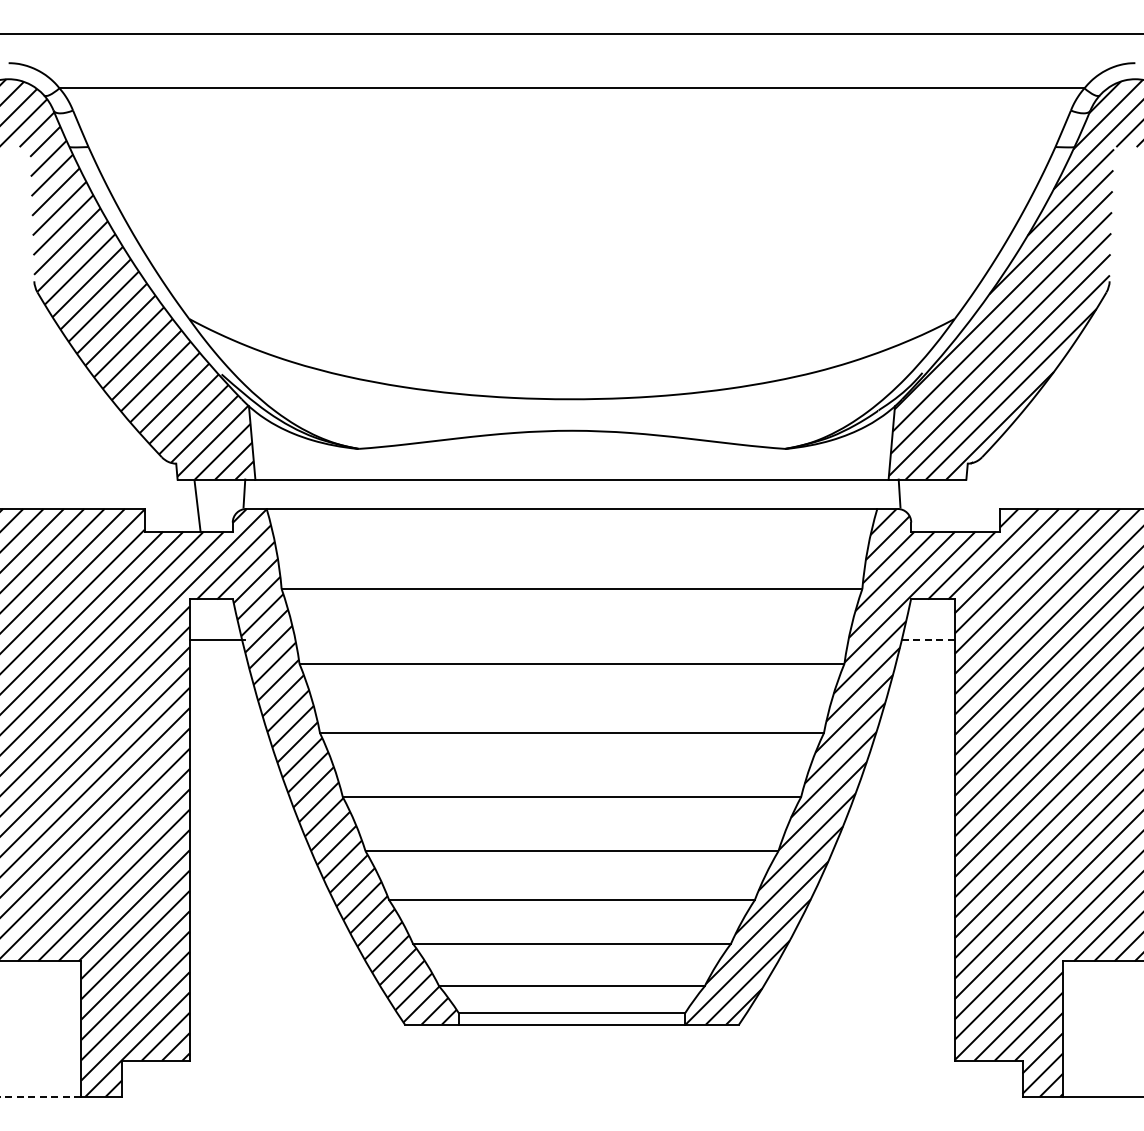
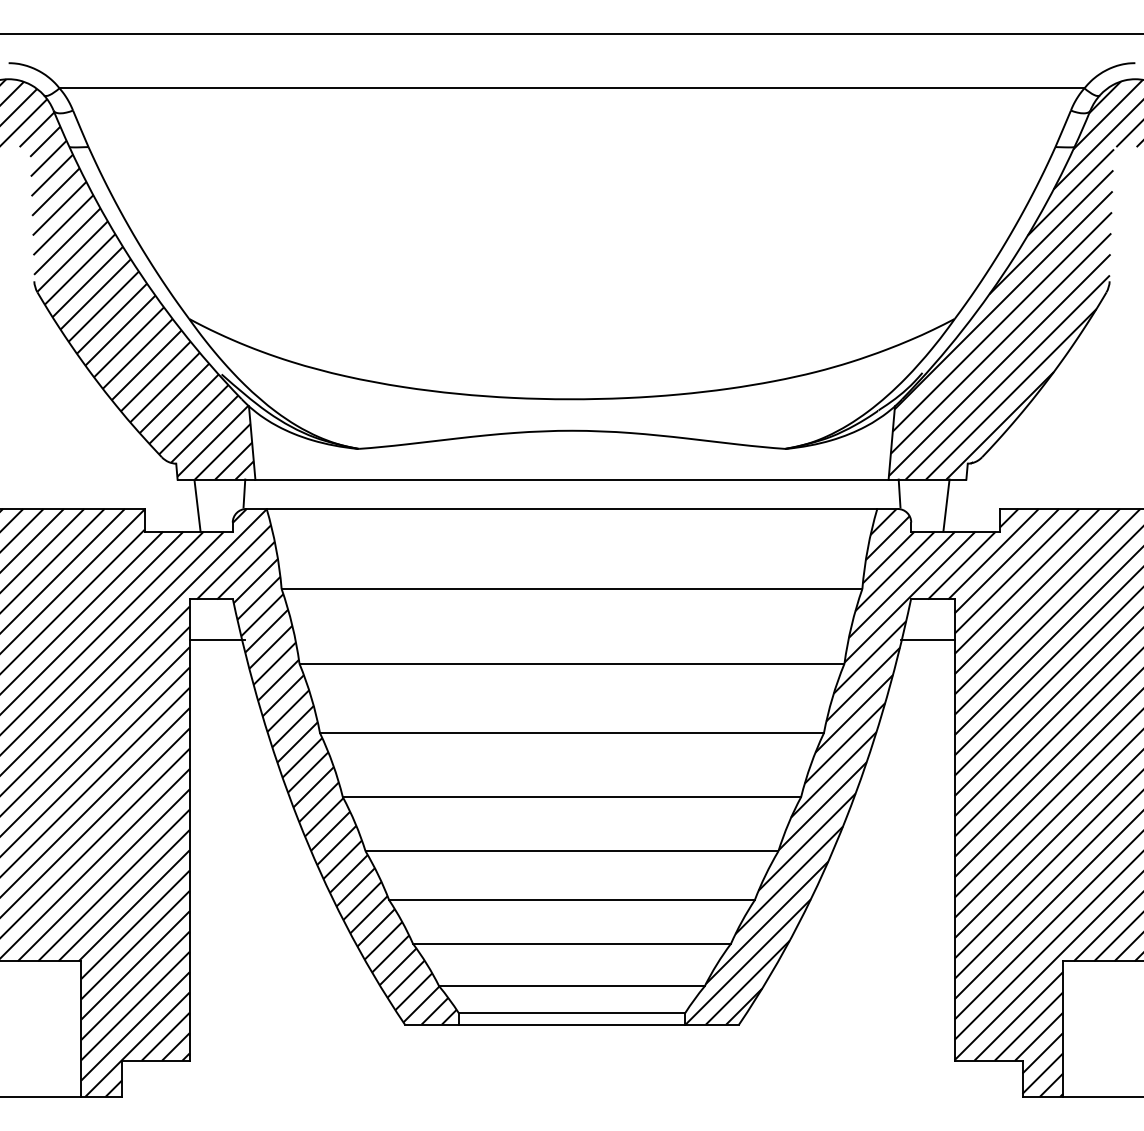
line: none -> present (946, 505)
line: dashed -> solid (927, 640)
line: dashed -> solid (40, 1096)
